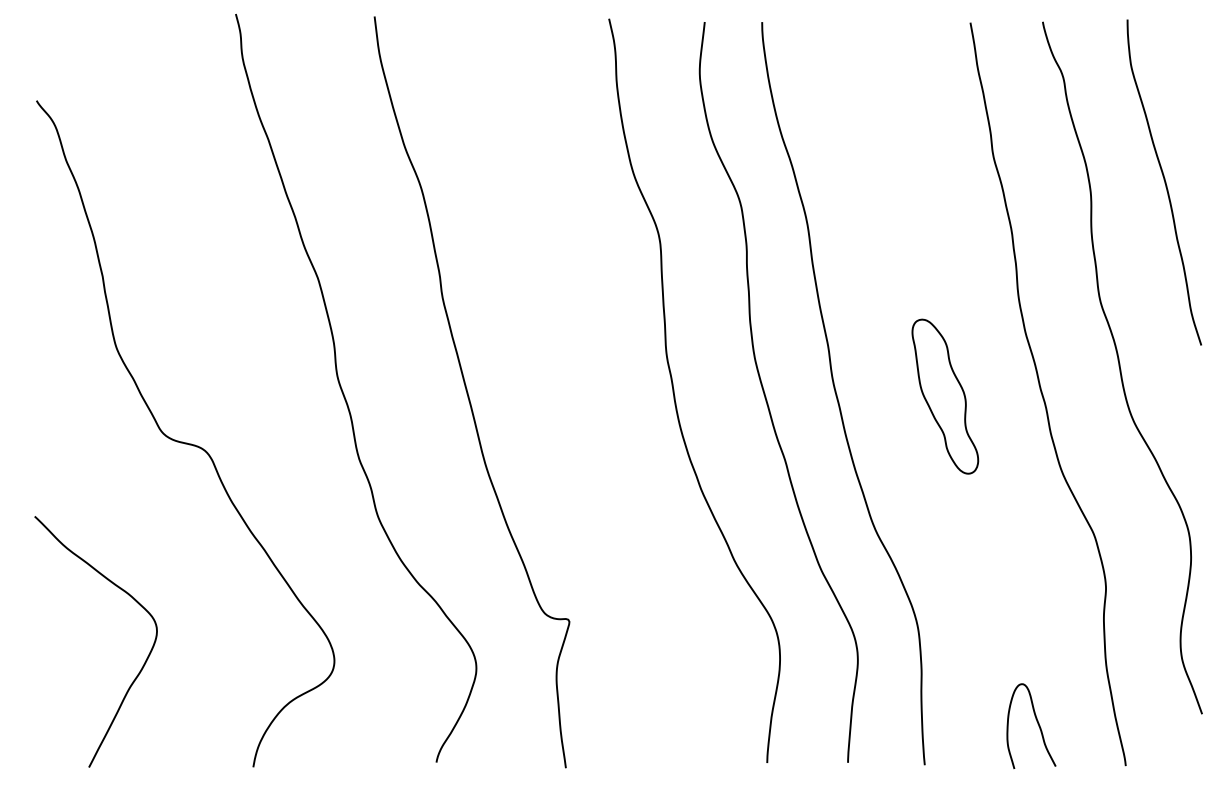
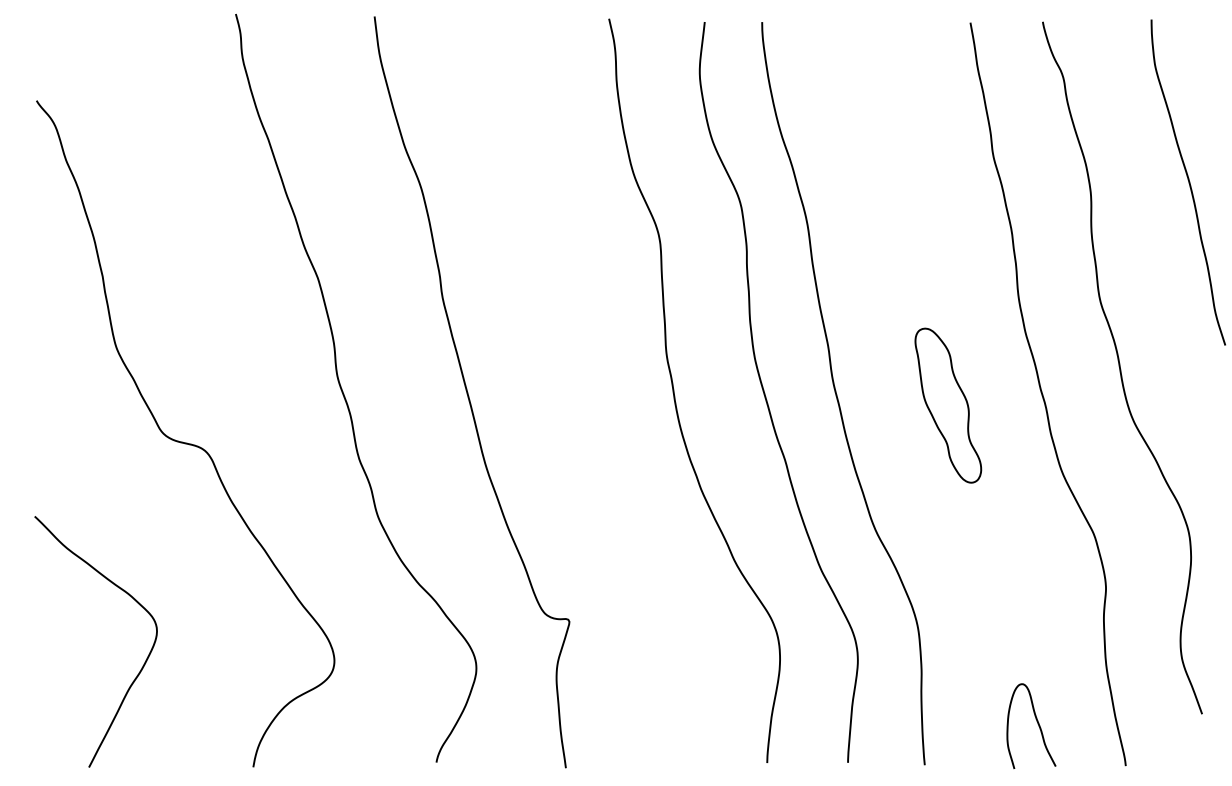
curve position: (1164, 182) -> (1188, 182) (1188, 182)
part position: (945, 396) -> (948, 405) (948, 405)
